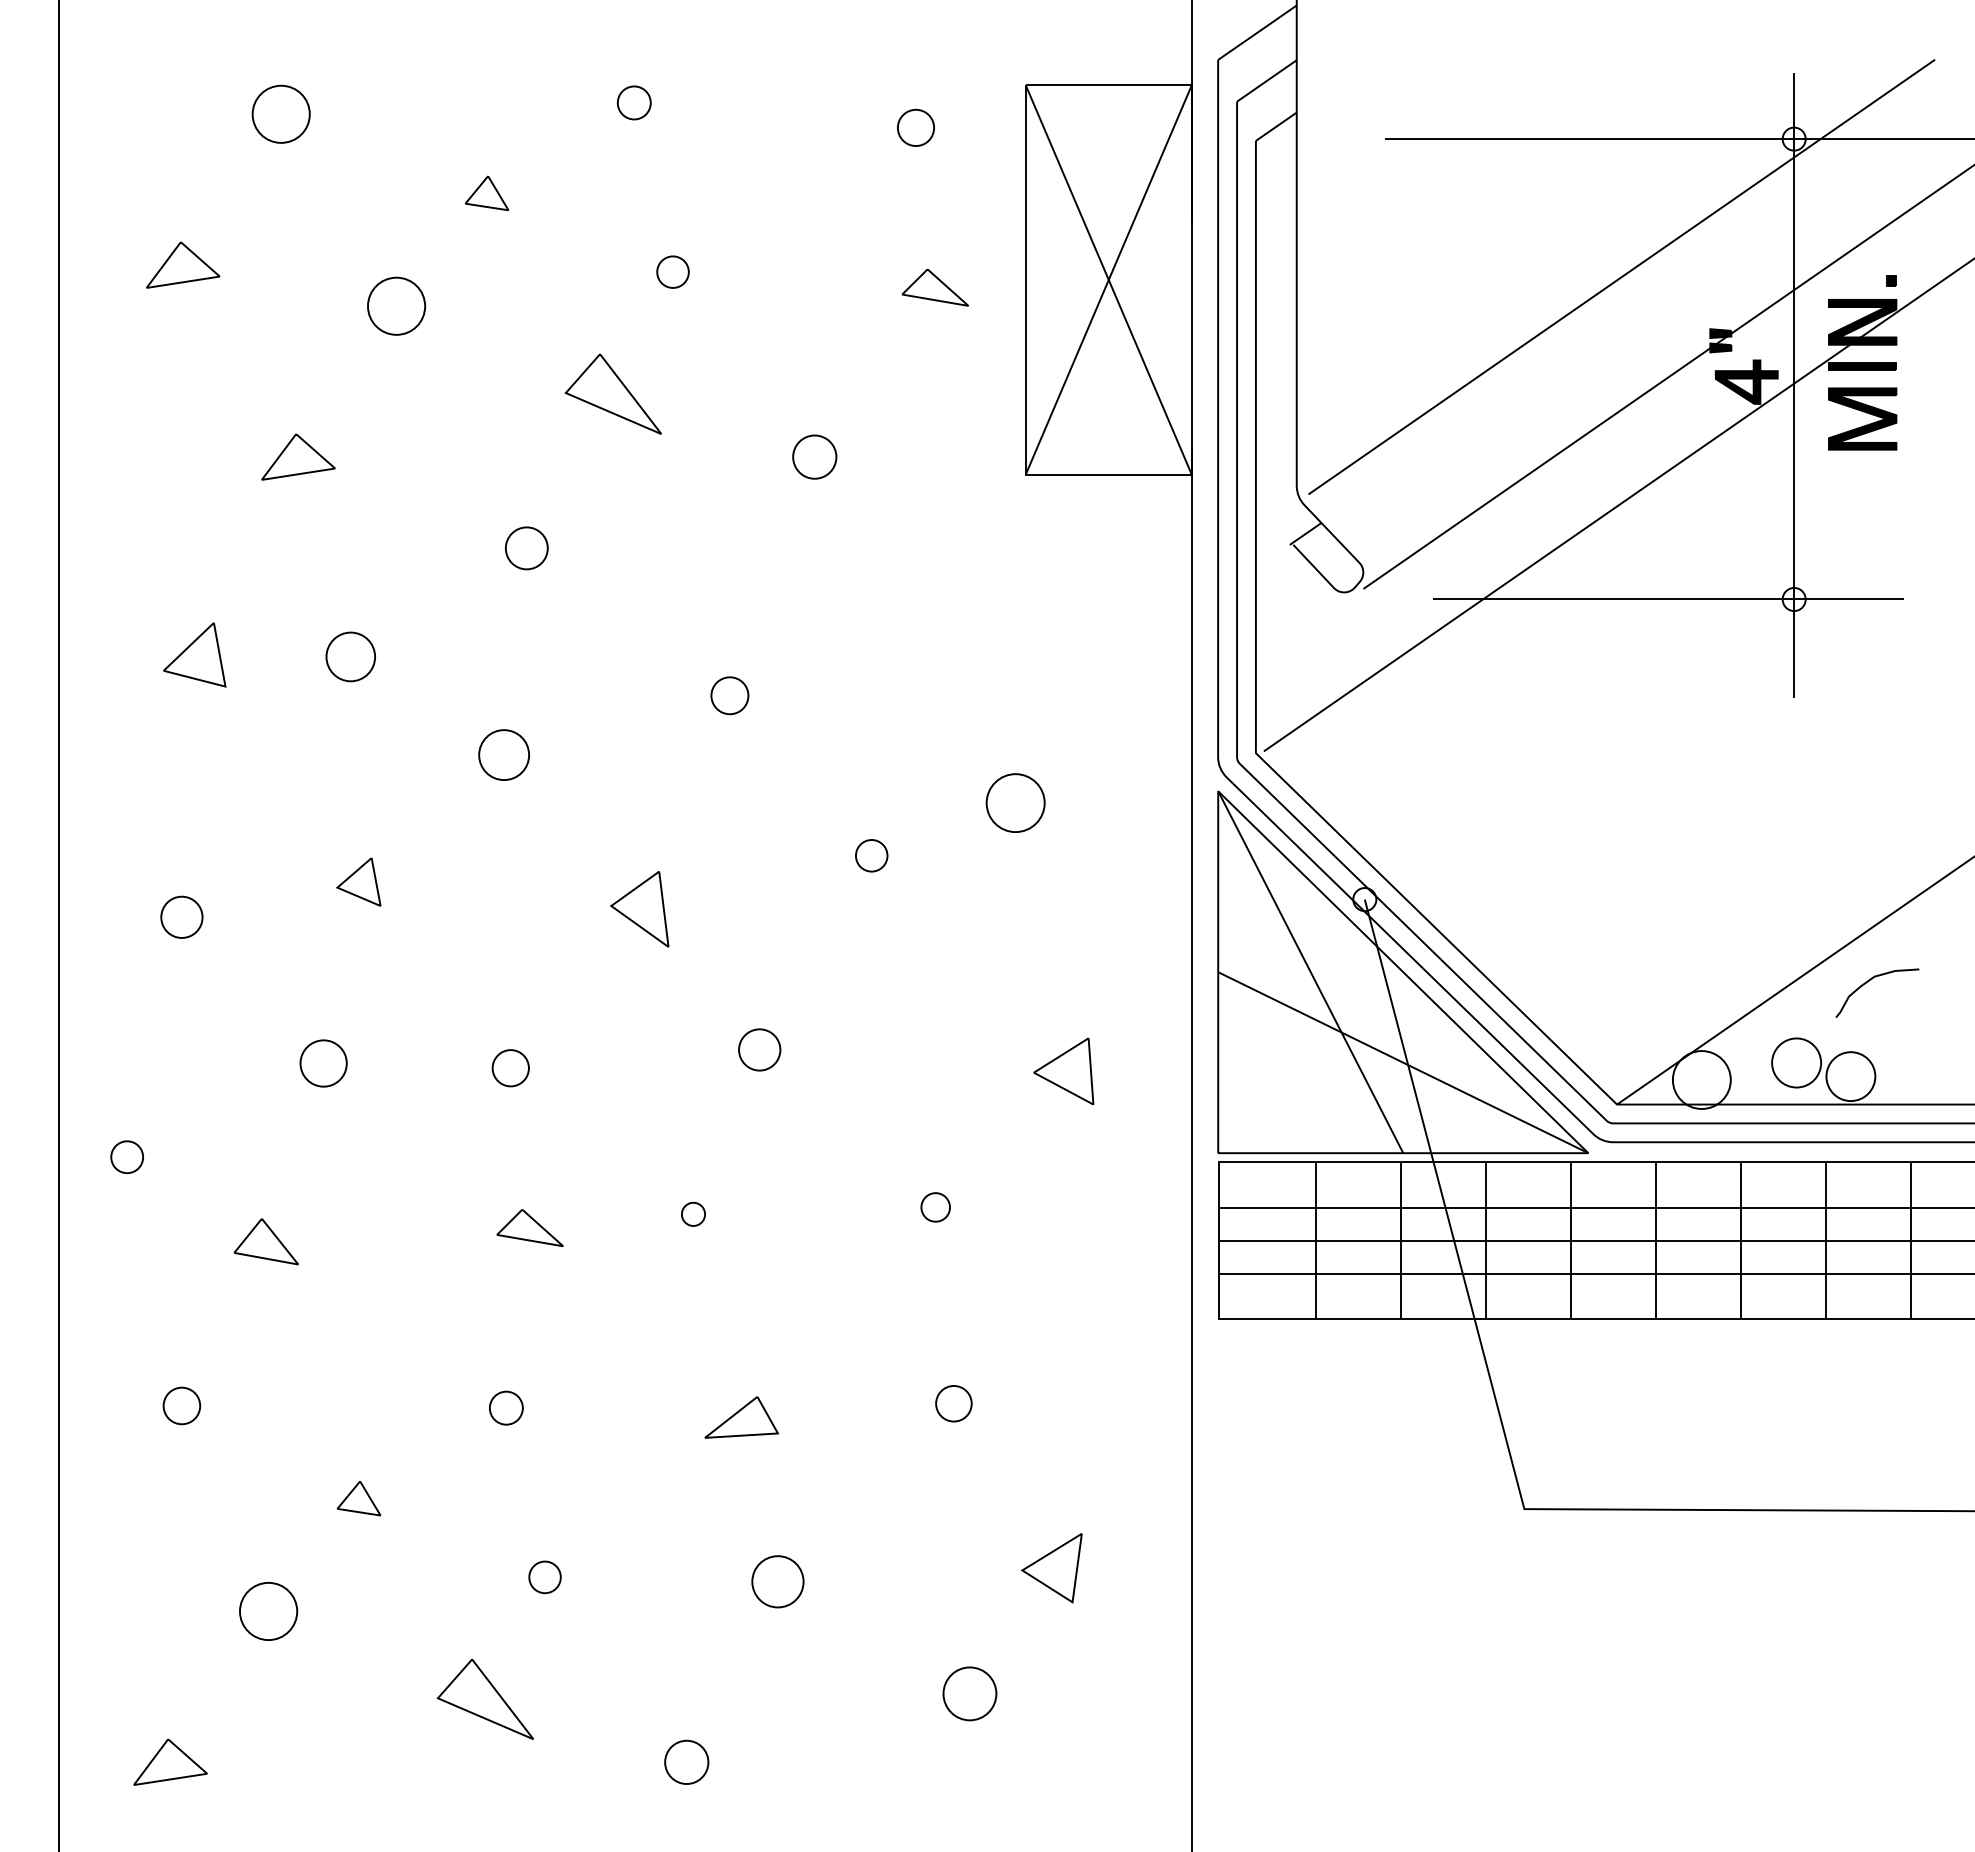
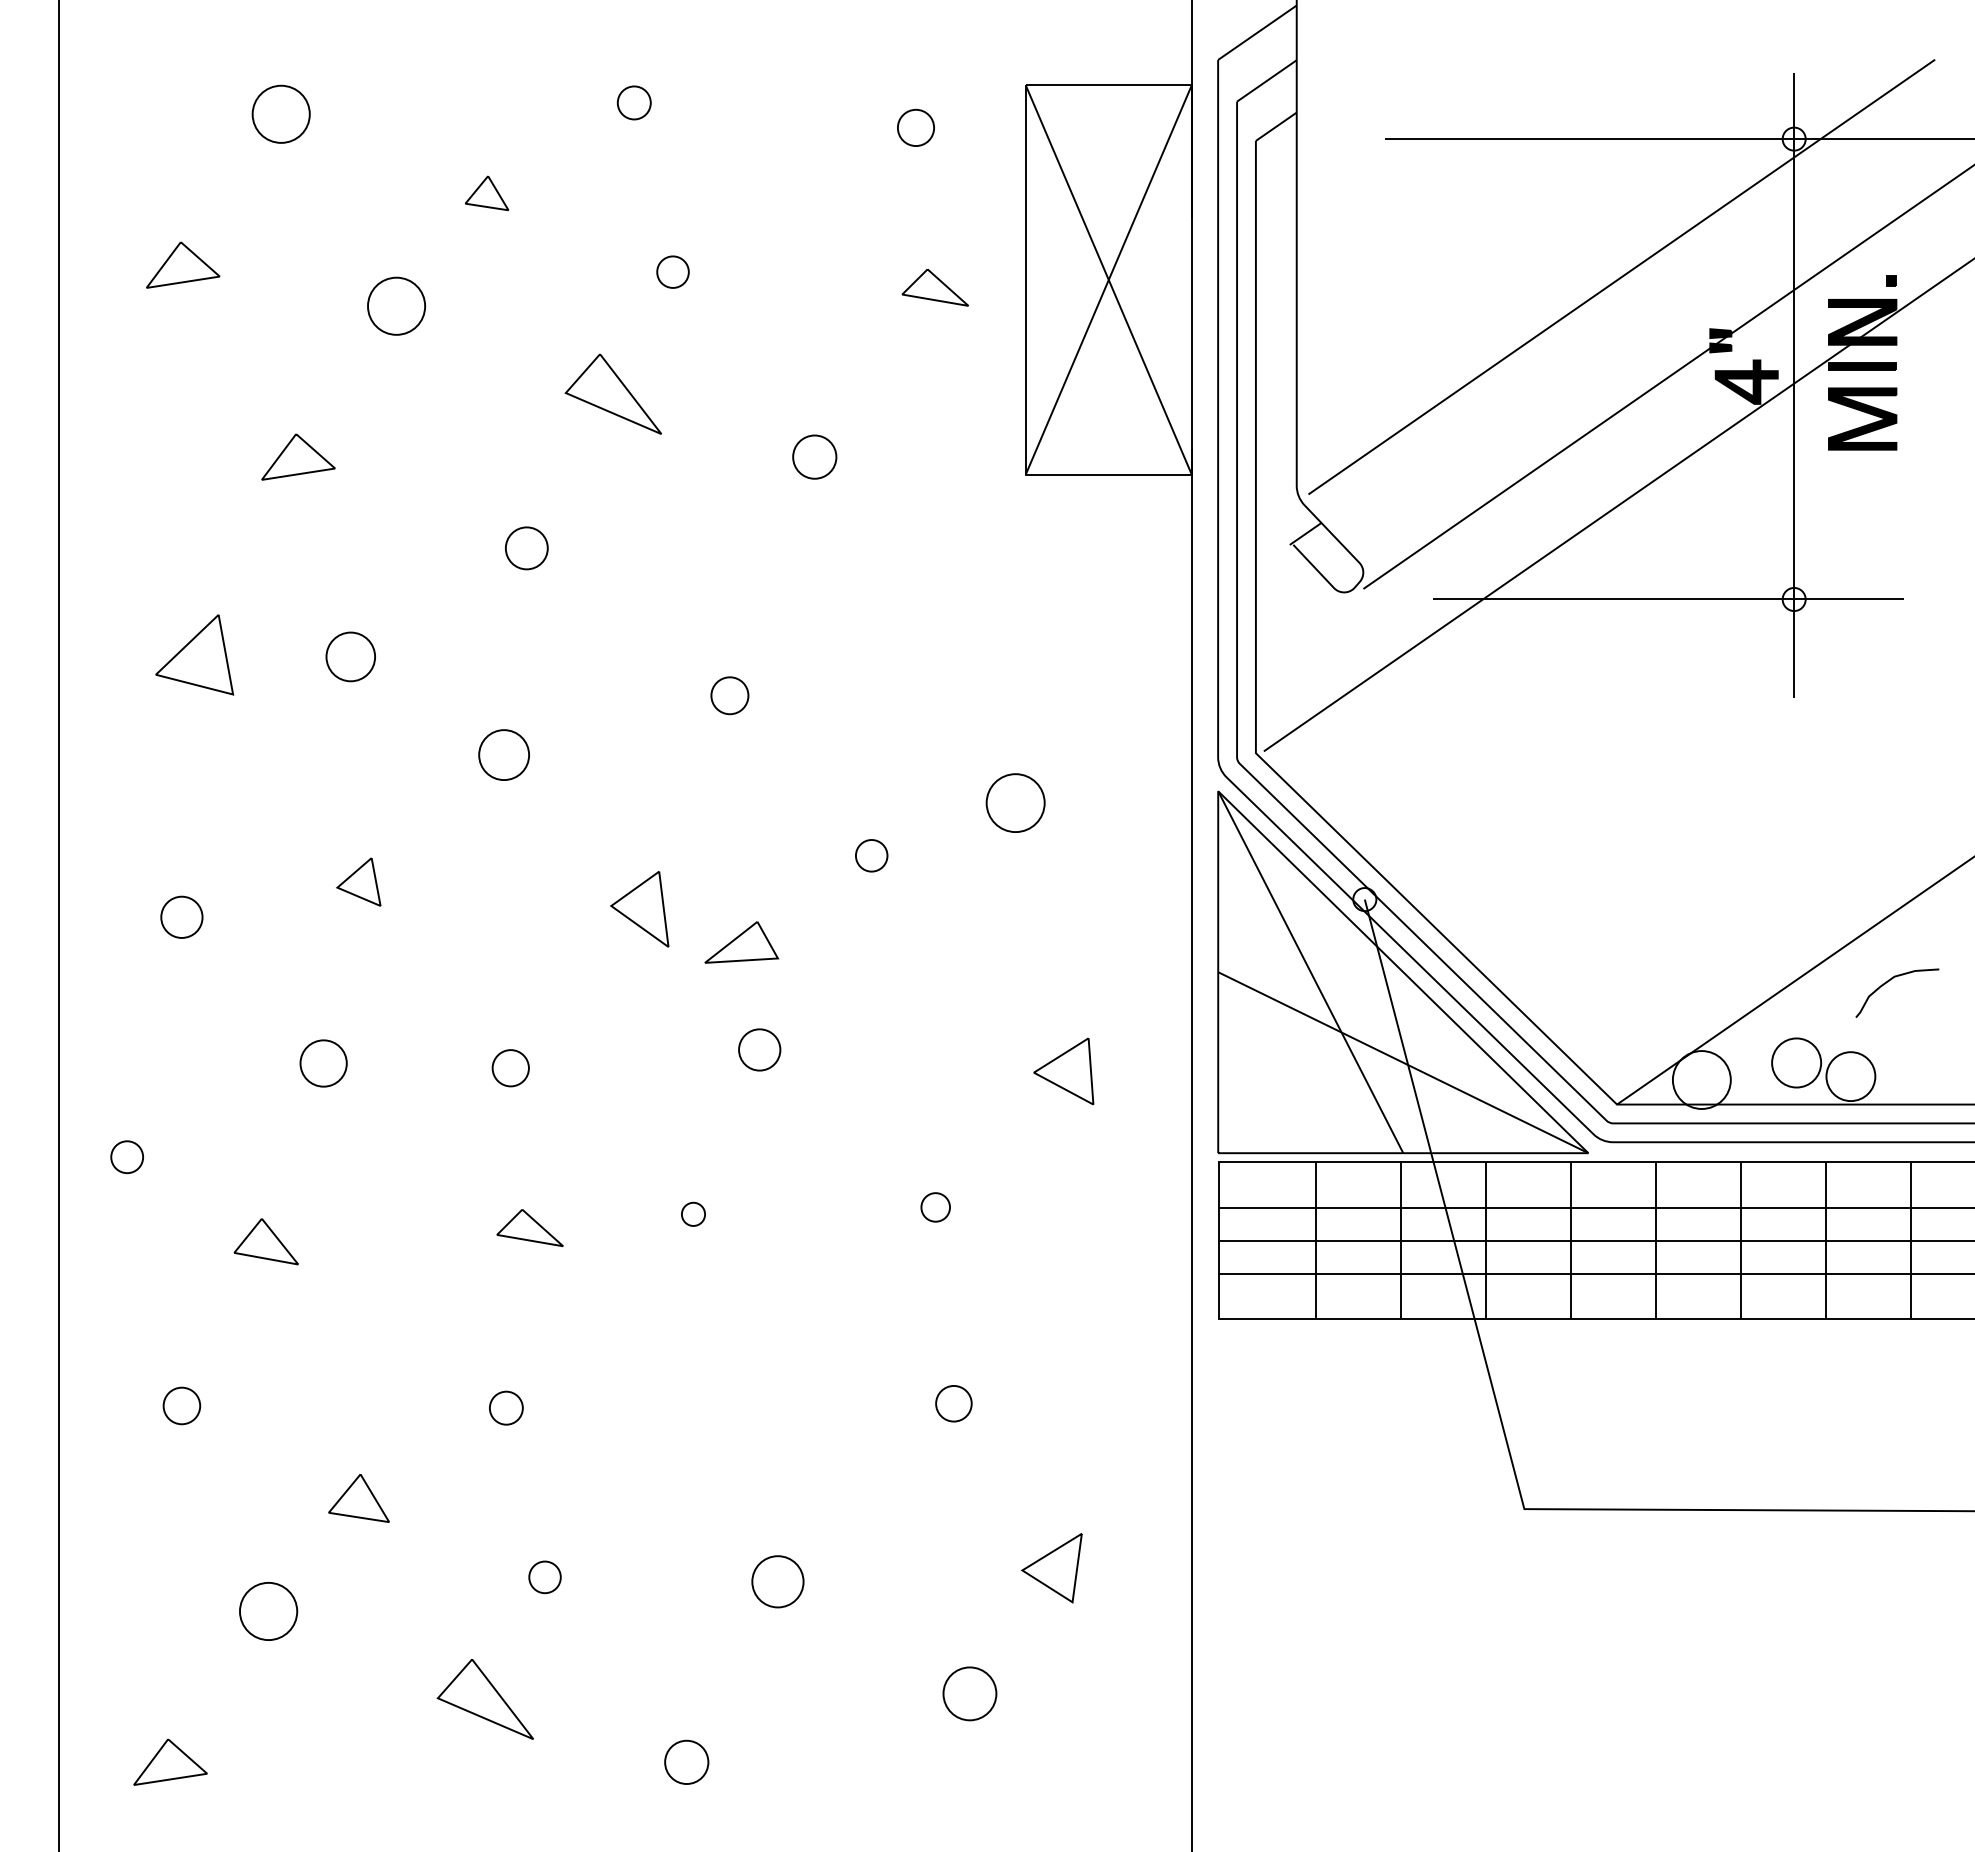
part size: 64x66 px -> 80x82 px (194, 654)
part position: (1868, 982) -> (1888, 982) (1888, 982)
part position: (741, 1417) -> (741, 942) (741, 942)
part size: 46x36 px -> 62x49 px (358, 1498)
